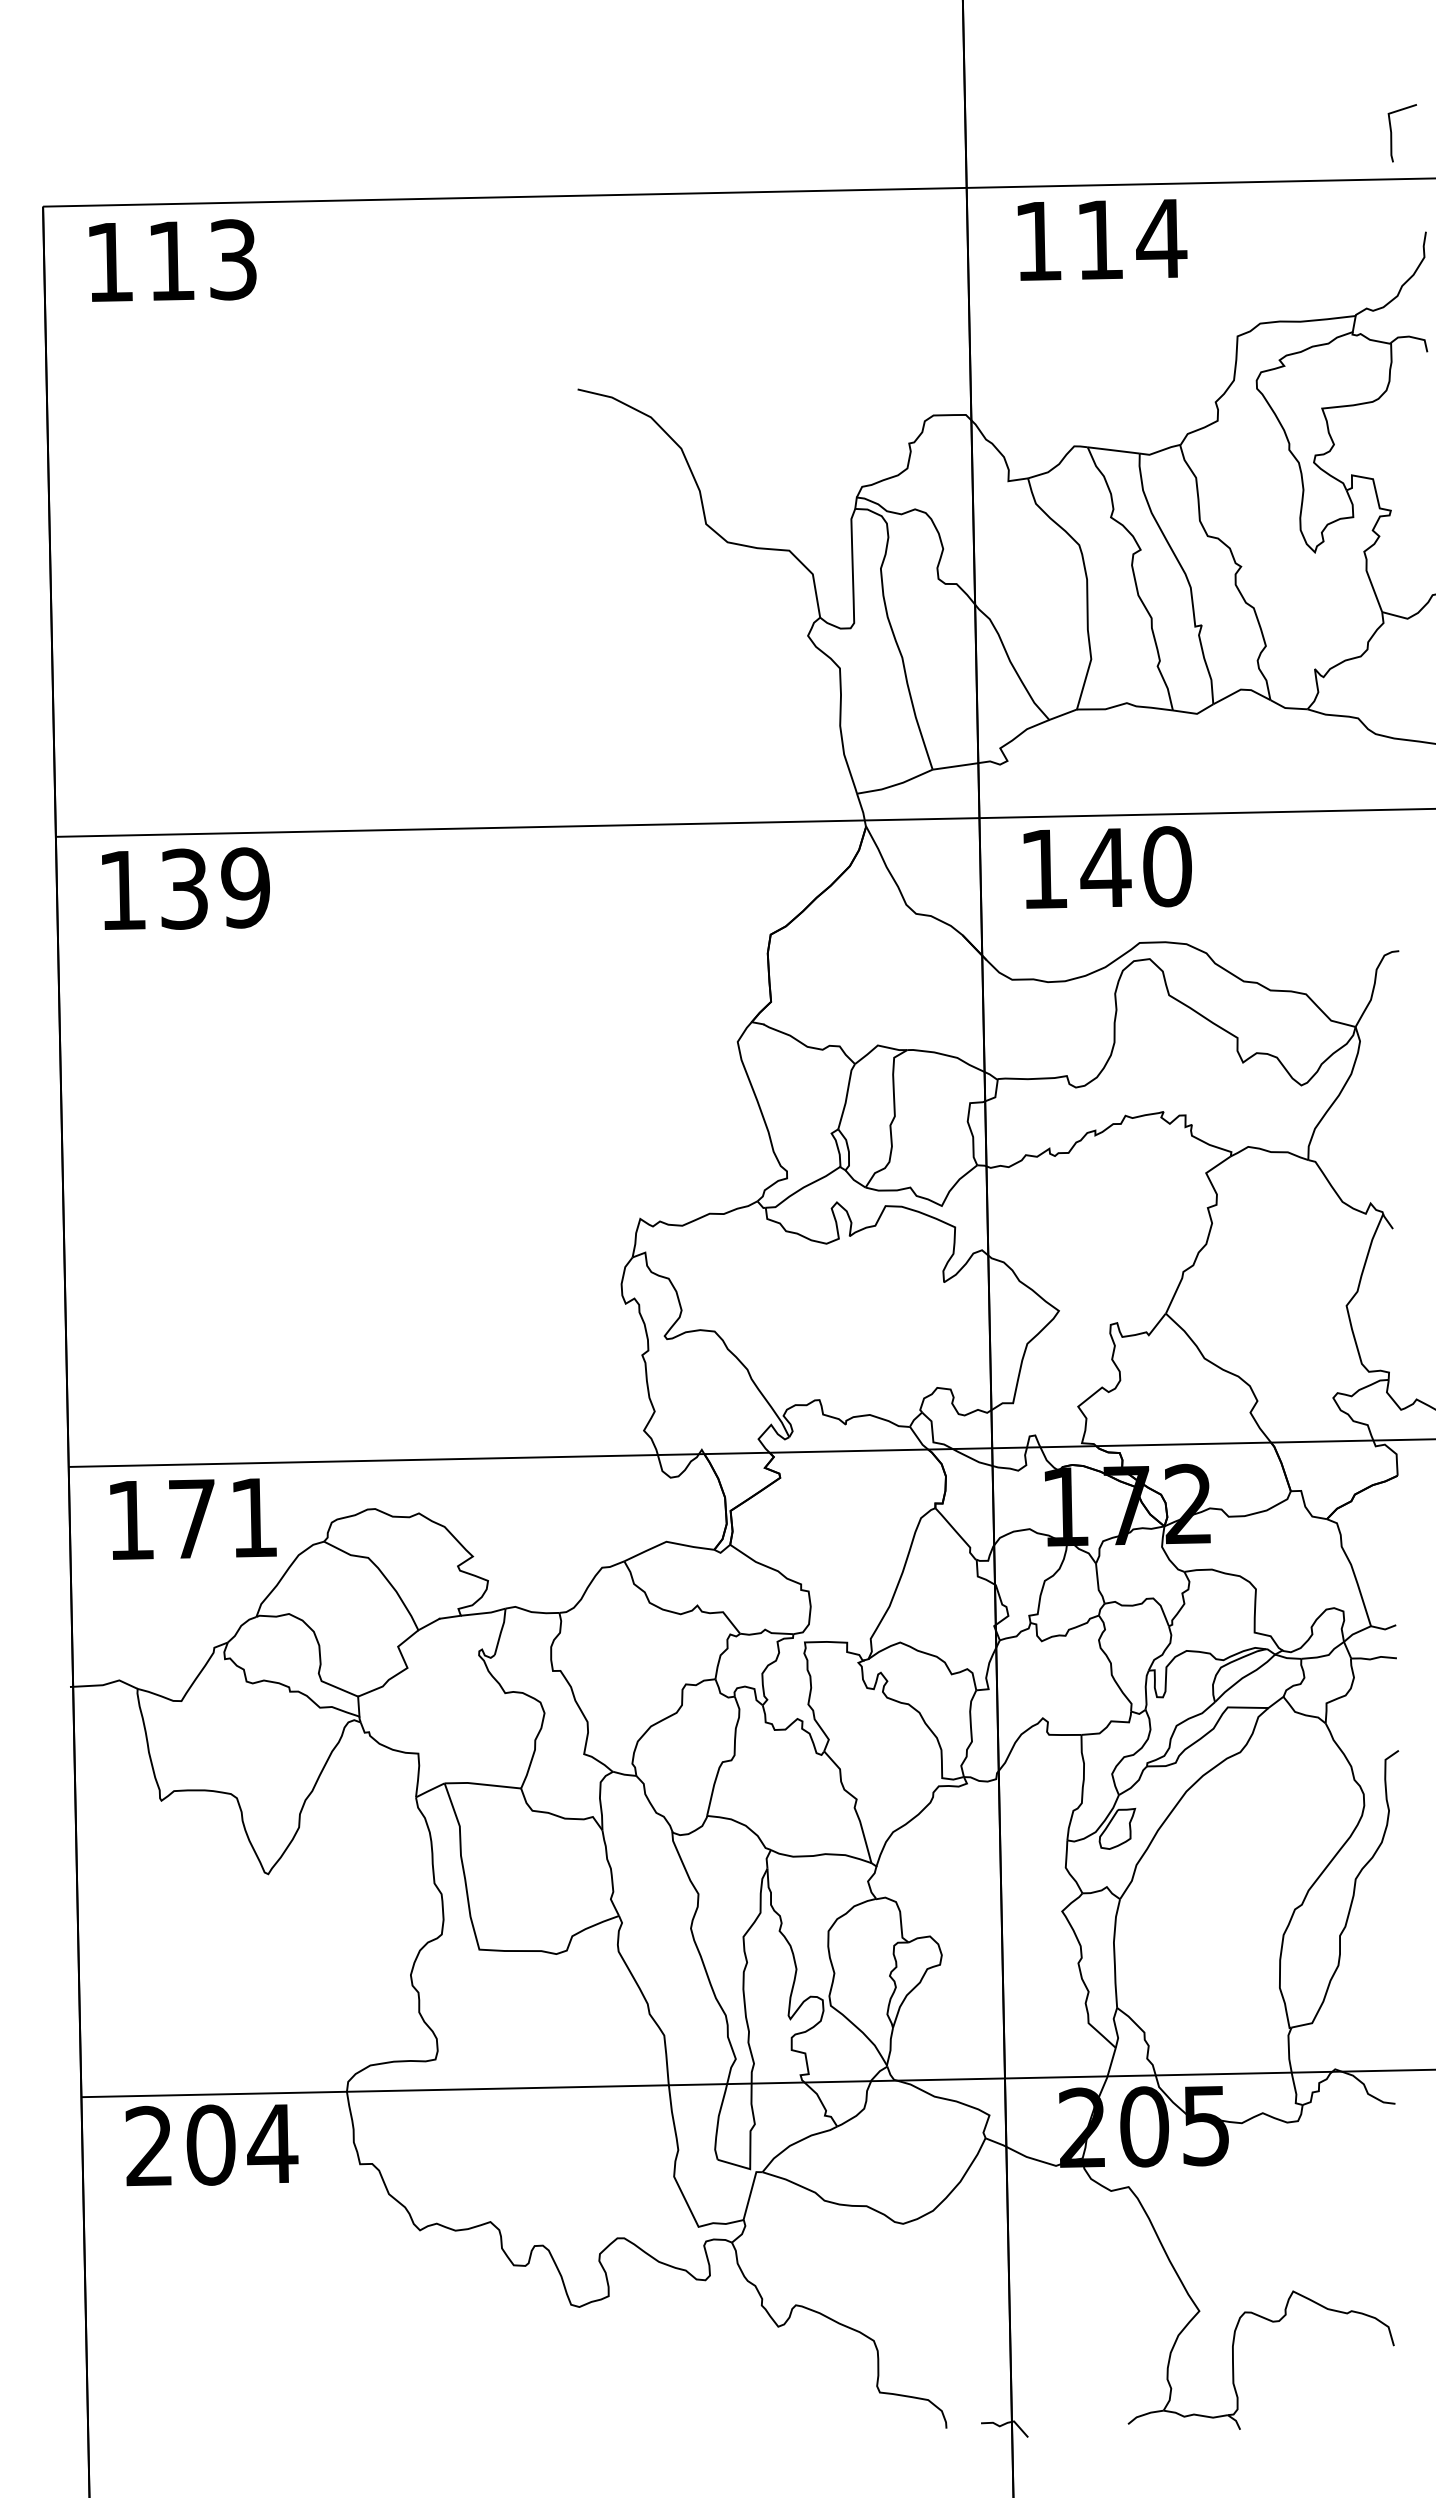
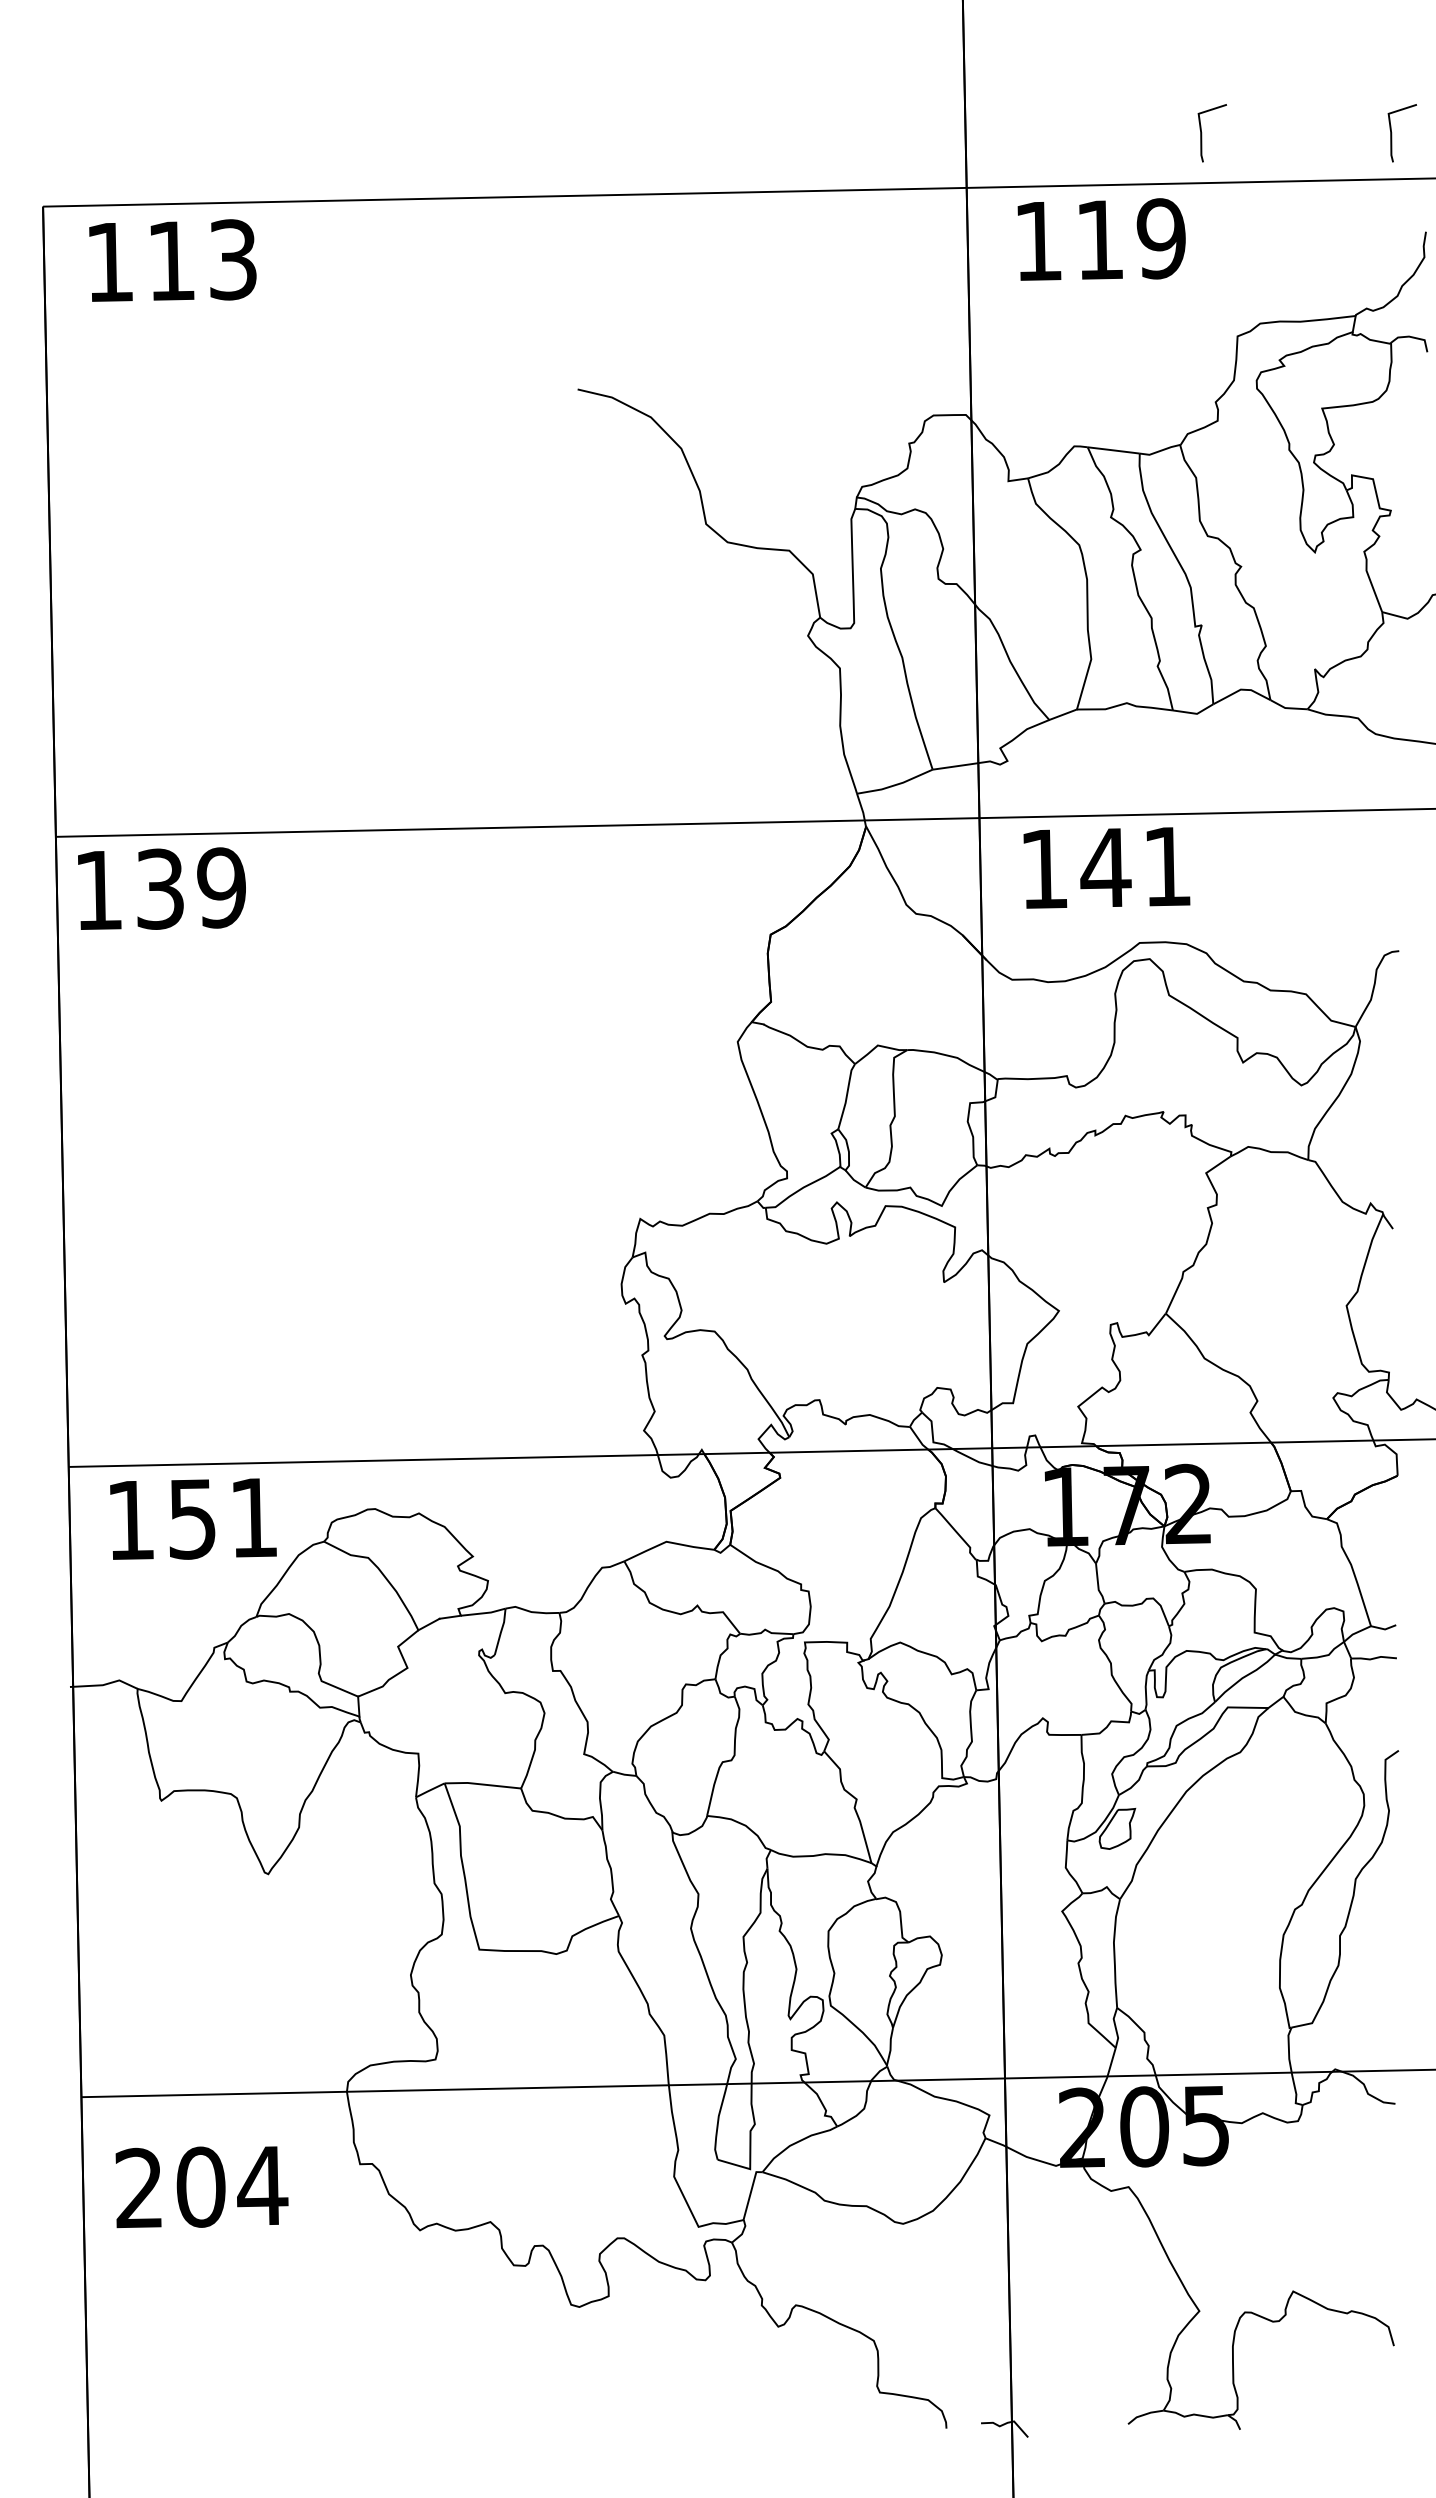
line: none -> present (1202, 133)
text: 114 -> 119 (1161, 238)
text: 140 -> 141 (1167, 866)
text position: (185, 888) -> (161, 888) (161, 888)
text: 171 -> 151 (192, 1519)
text position: (211, 2145) -> (201, 2187) (201, 2187)
